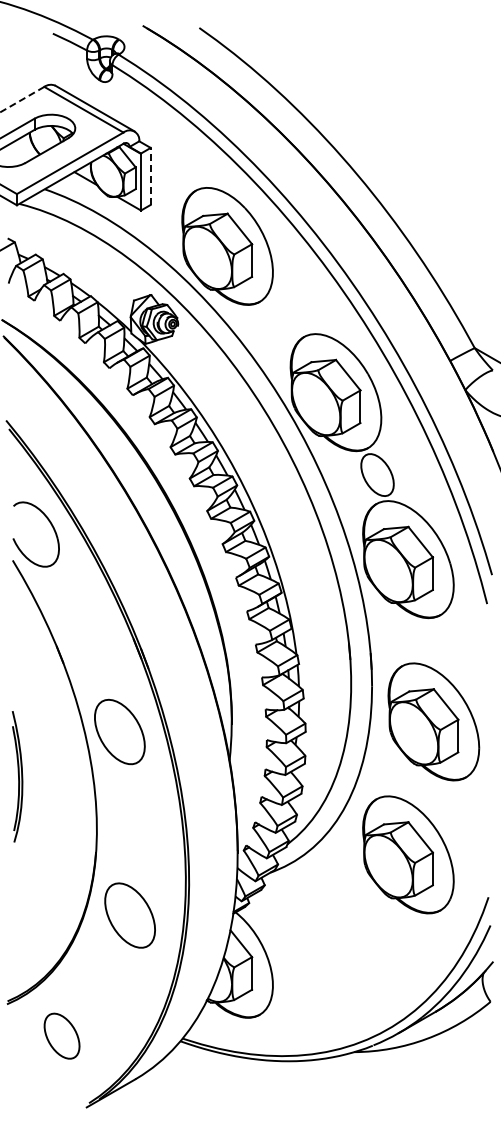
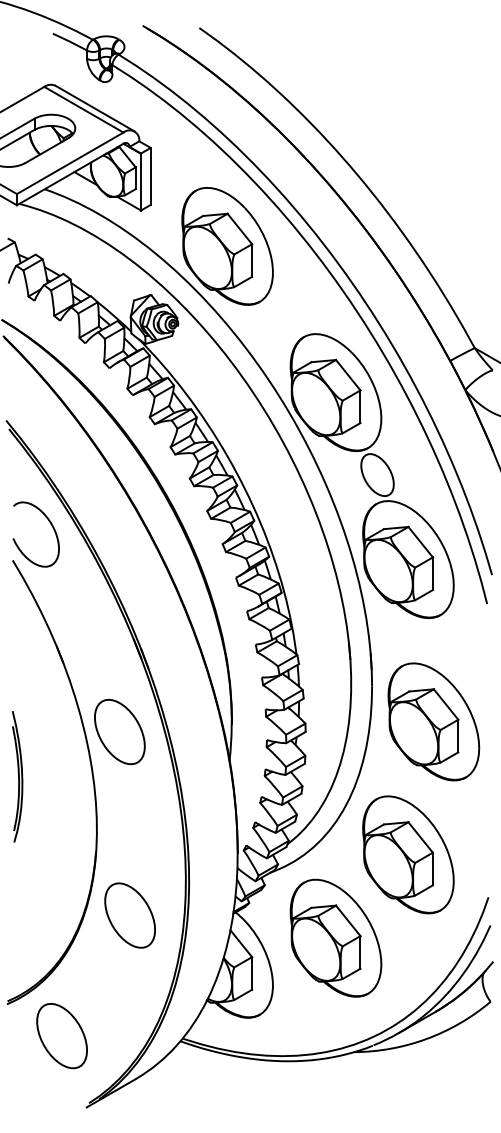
line: dashed -> solid (22, 99)
line: dashed -> solid (150, 176)
part: none -> present (335, 937)
part size: 38x48 px -> 52x67 px (61, 1036)
